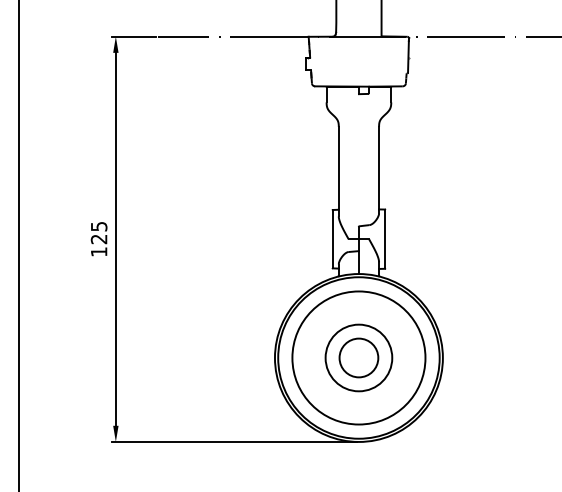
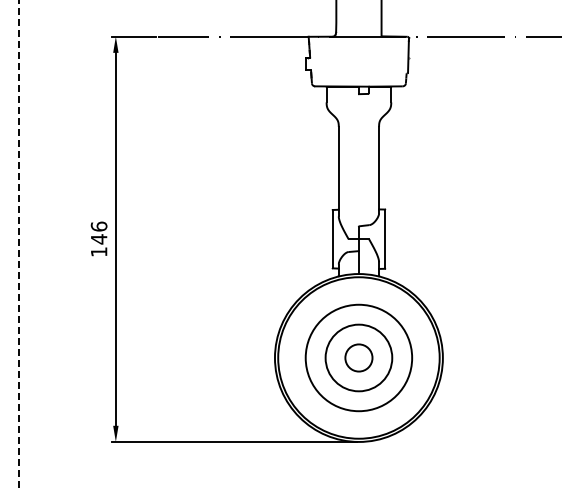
text: 125 -> 146 (98, 232)
line: solid -> dashed (18, 246)
circle diameter: 133 px -> 106 px (358, 357)
circle diameter: 39 px -> 27 px (358, 357)
